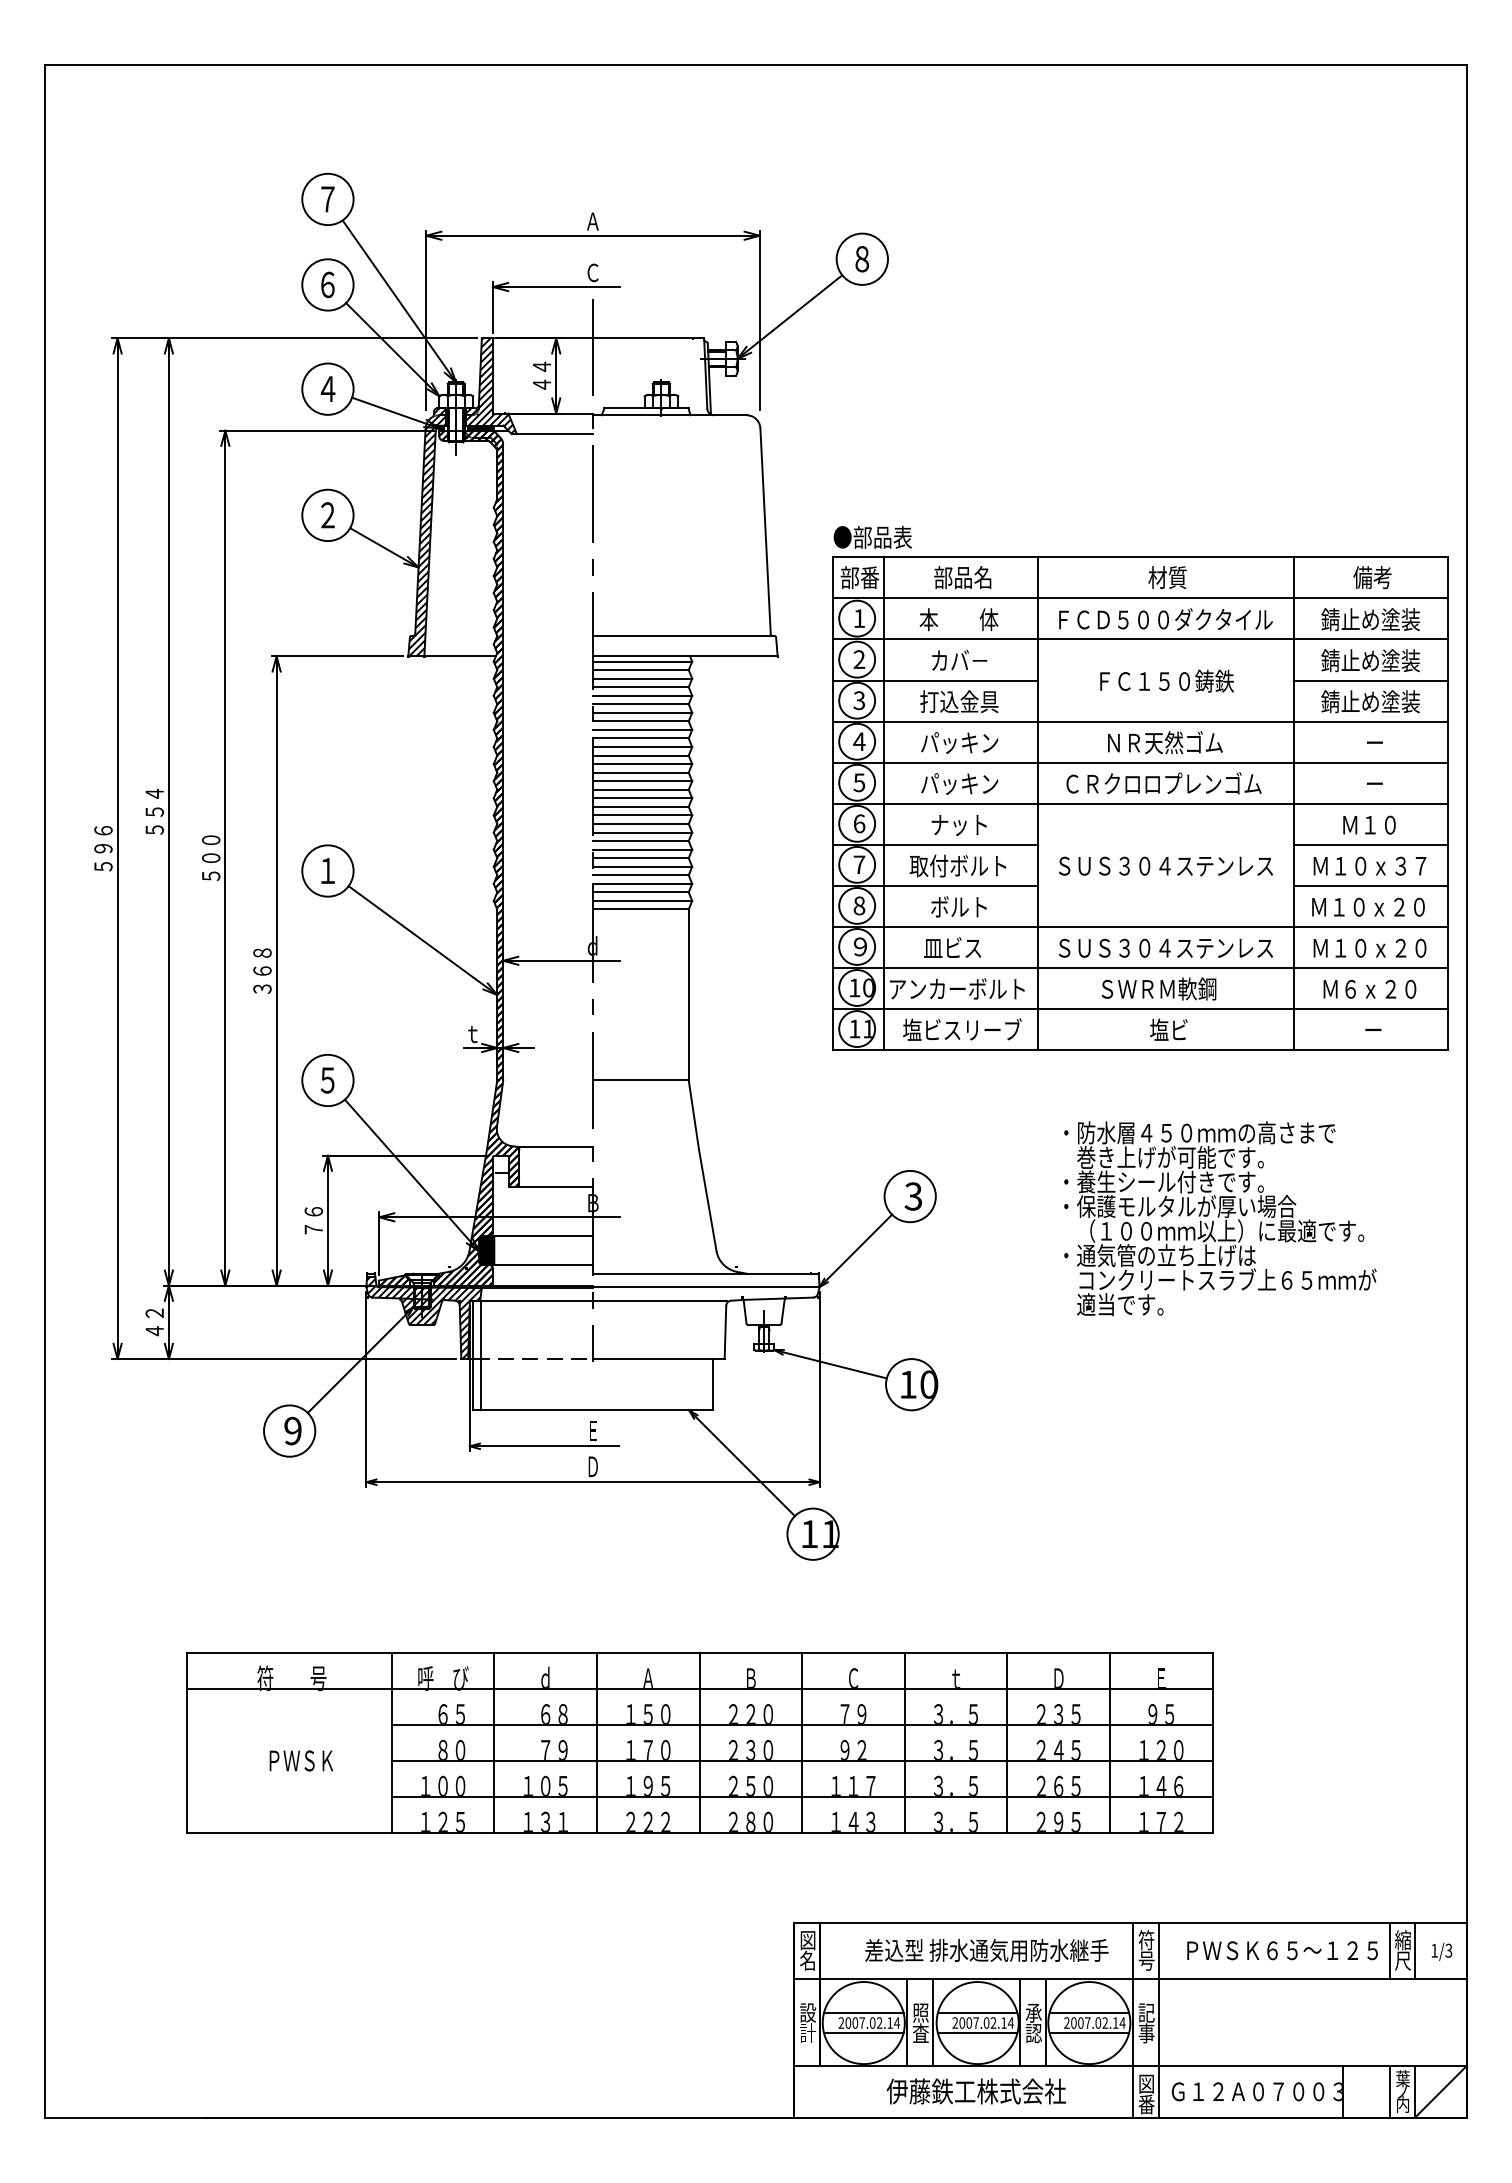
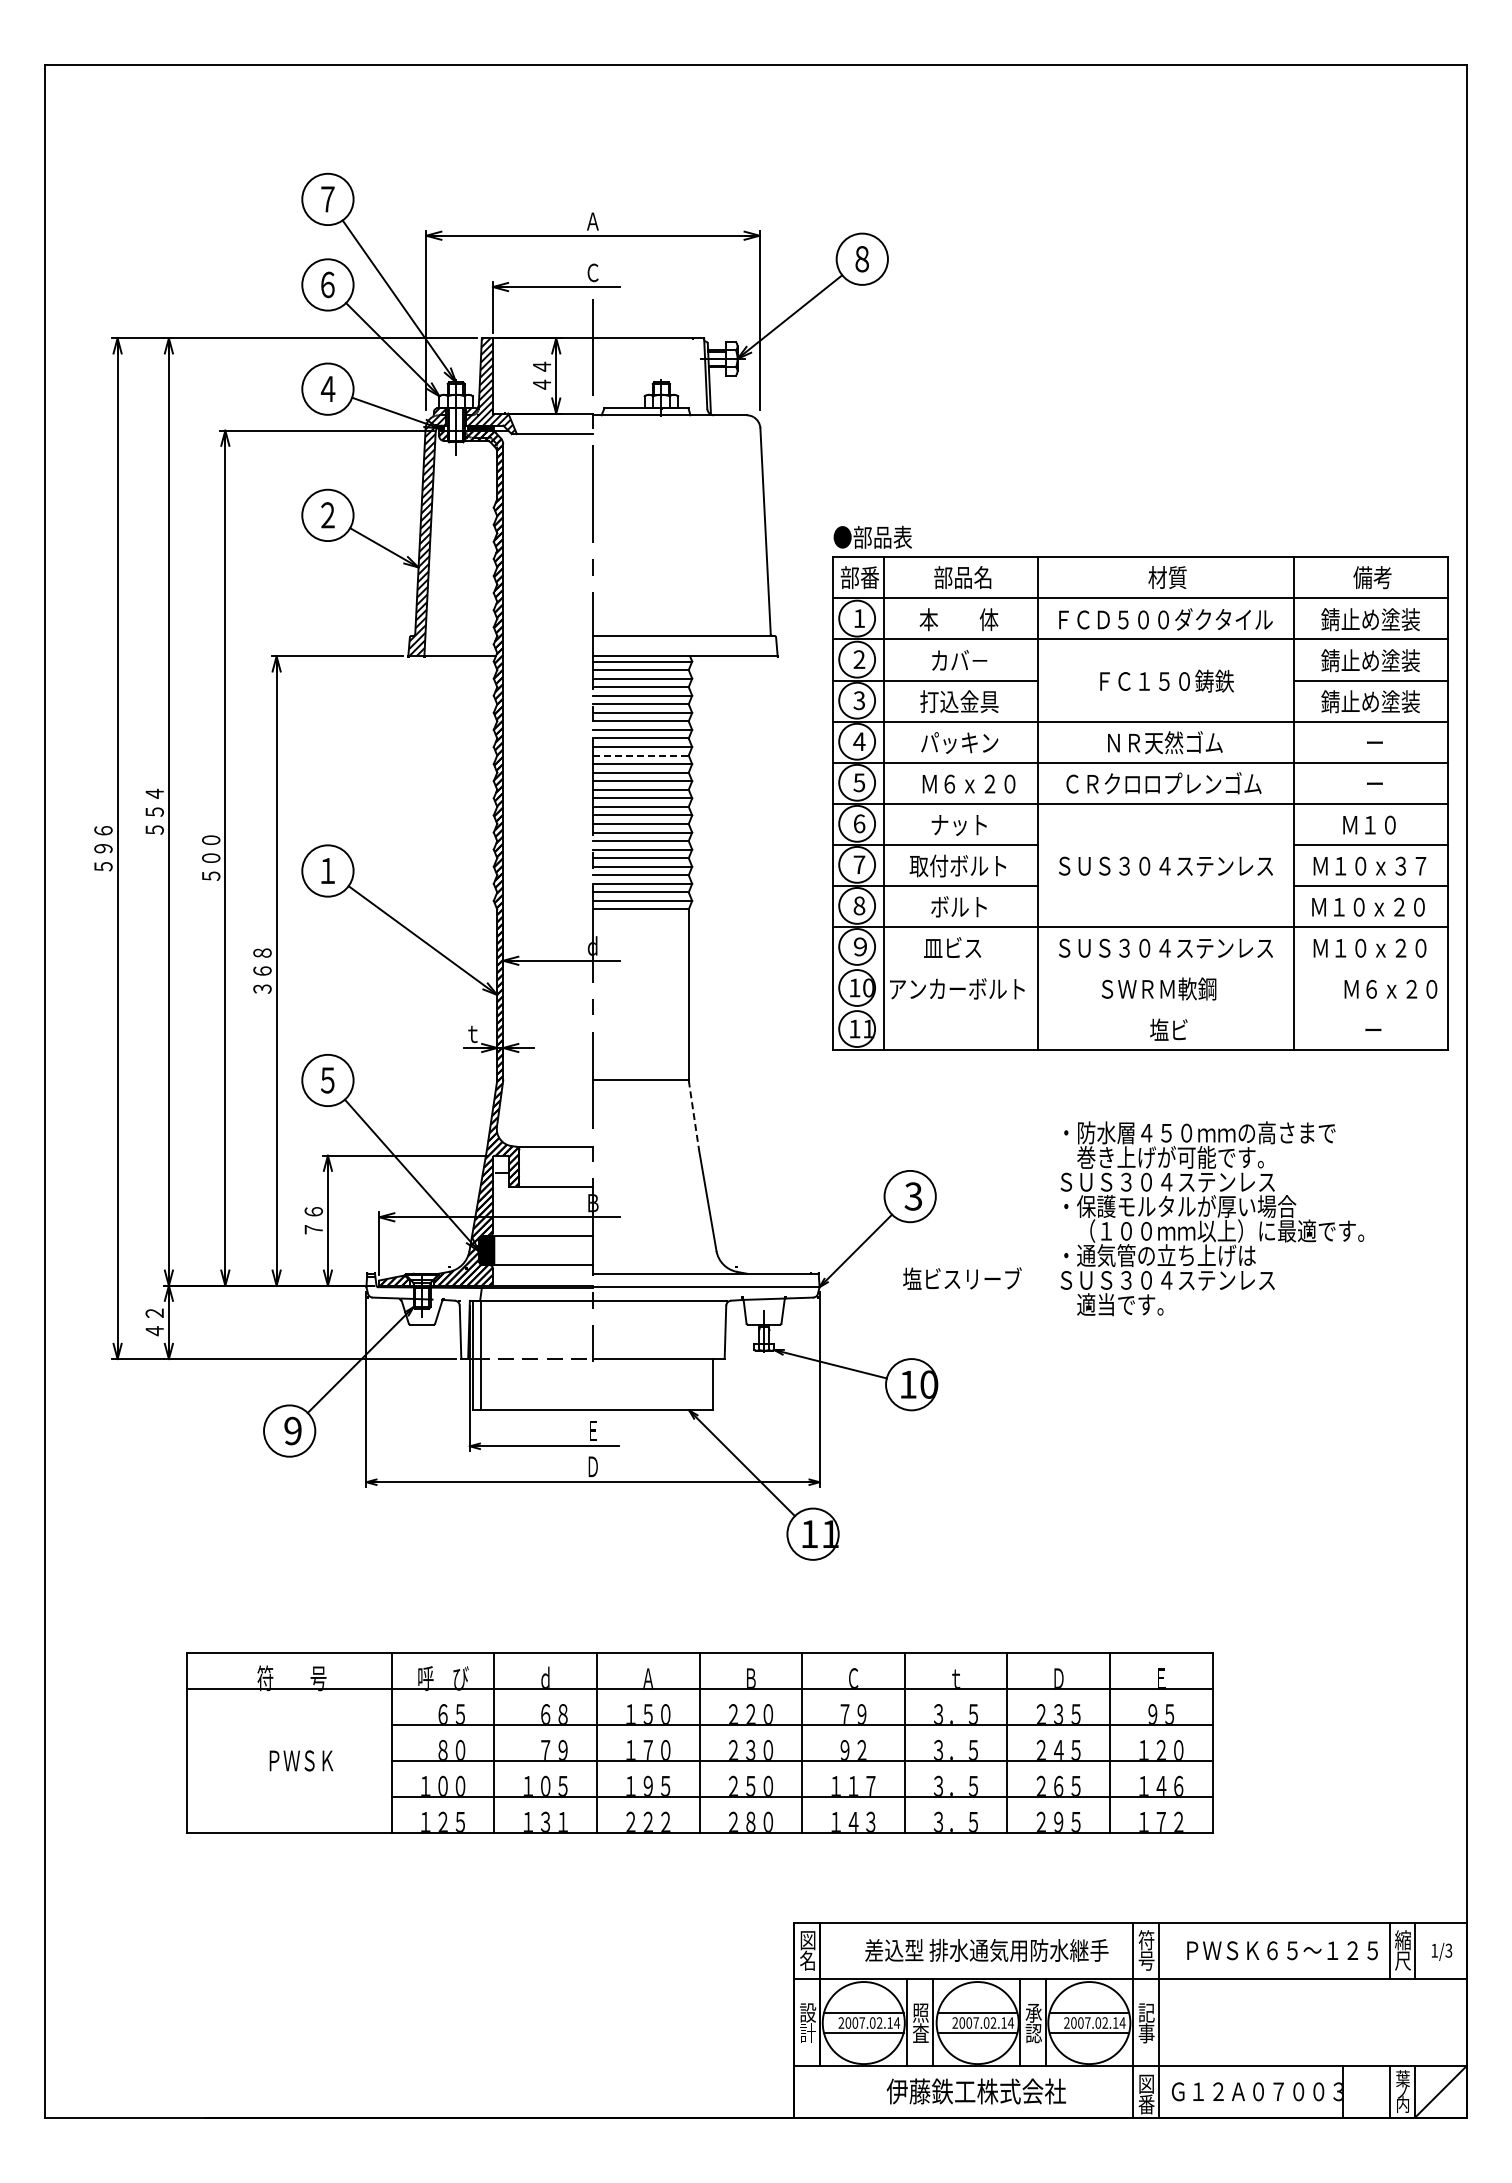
line: solid -> dashed (640, 755)
text: パッキン -> Ｍ６ｘ２０ (968, 783)
line: present -> none (1140, 967)
text position: (1369, 988) -> (1390, 988) (1390, 988)
line: present -> none (1140, 1008)
text position: (962, 1029) -> (962, 1278) (962, 1278)
line: solid -> dashed (693, 1115)
text: ・養生シール付きです。 -> ＳＵＳ３０４ステンレス (1167, 1181)
text: コンクリートスラブ上６５ｍｍが -> ＳＵＳ３０４ステンレス (1218, 1279)
hatch: present -> none (423, 1317)
